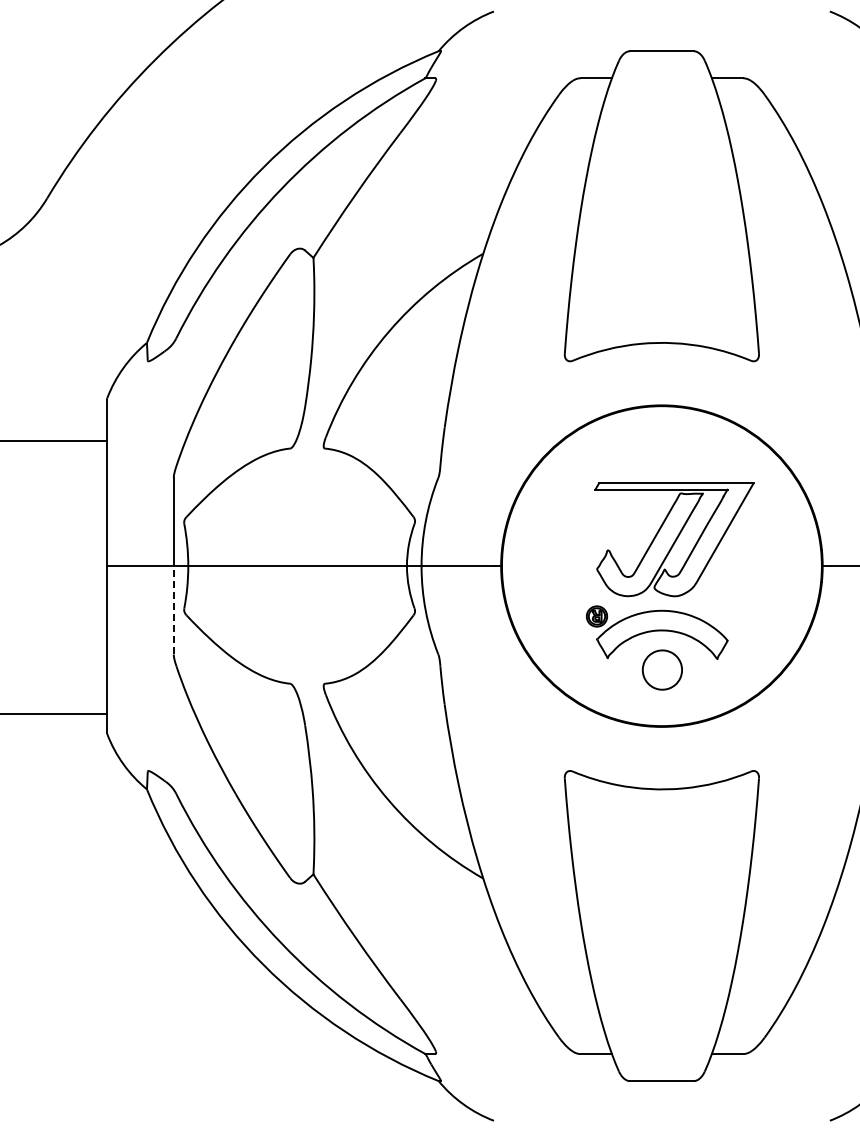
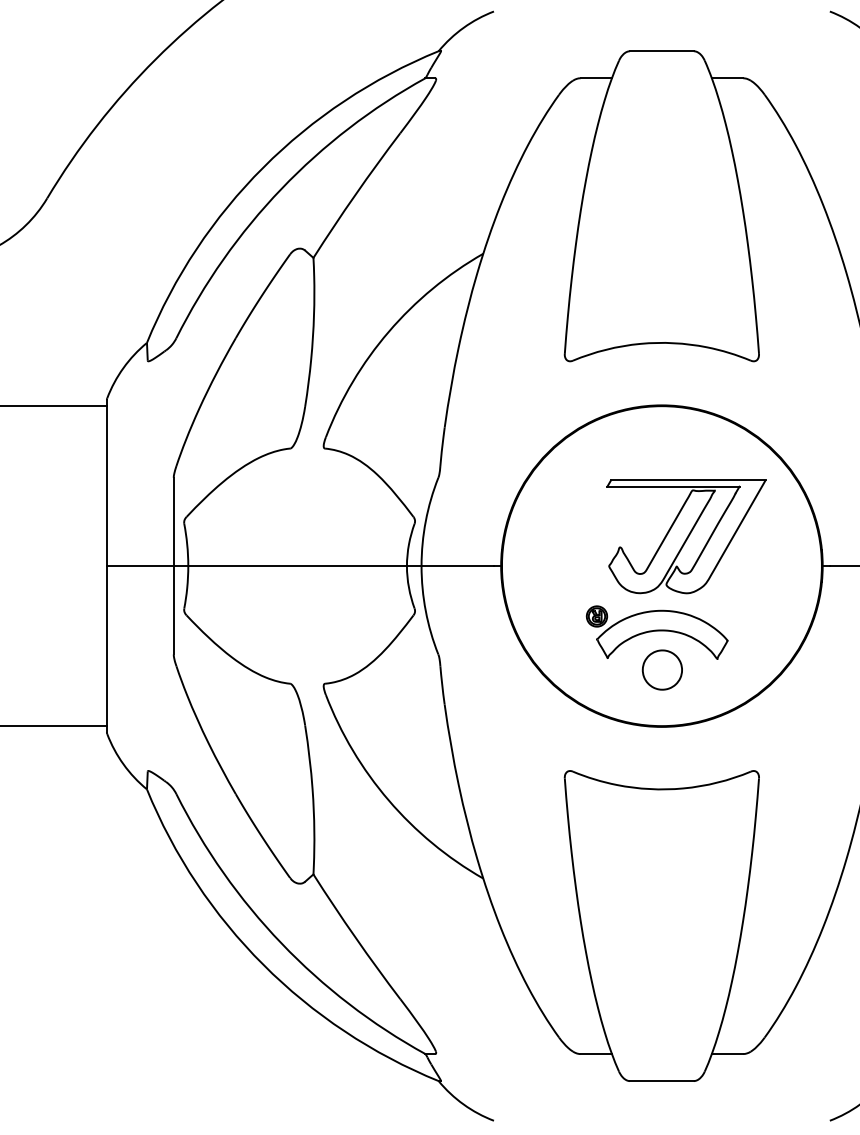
line position: (54, 441) -> (54, 406) (54, 406)
part position: (674, 539) -> (686, 536) (686, 536)
line: dashed -> solid (173, 609)
line position: (54, 714) -> (54, 726) (54, 726)
